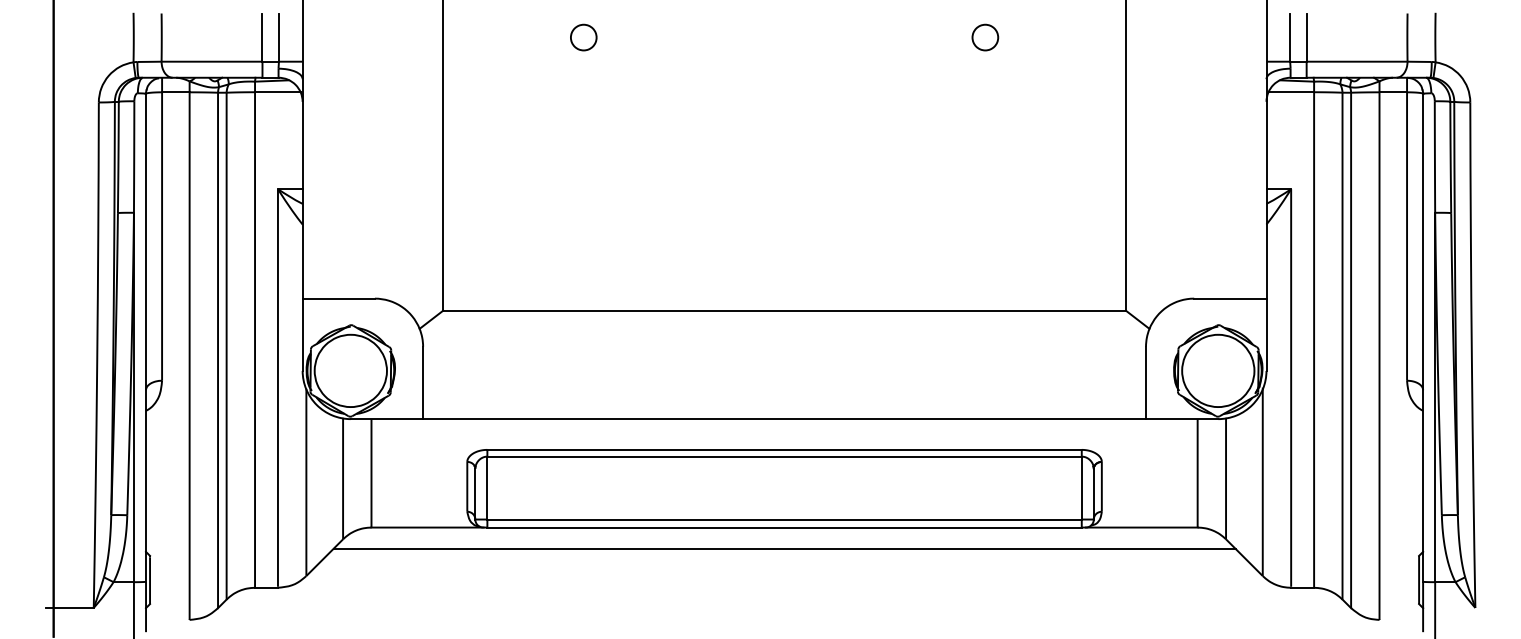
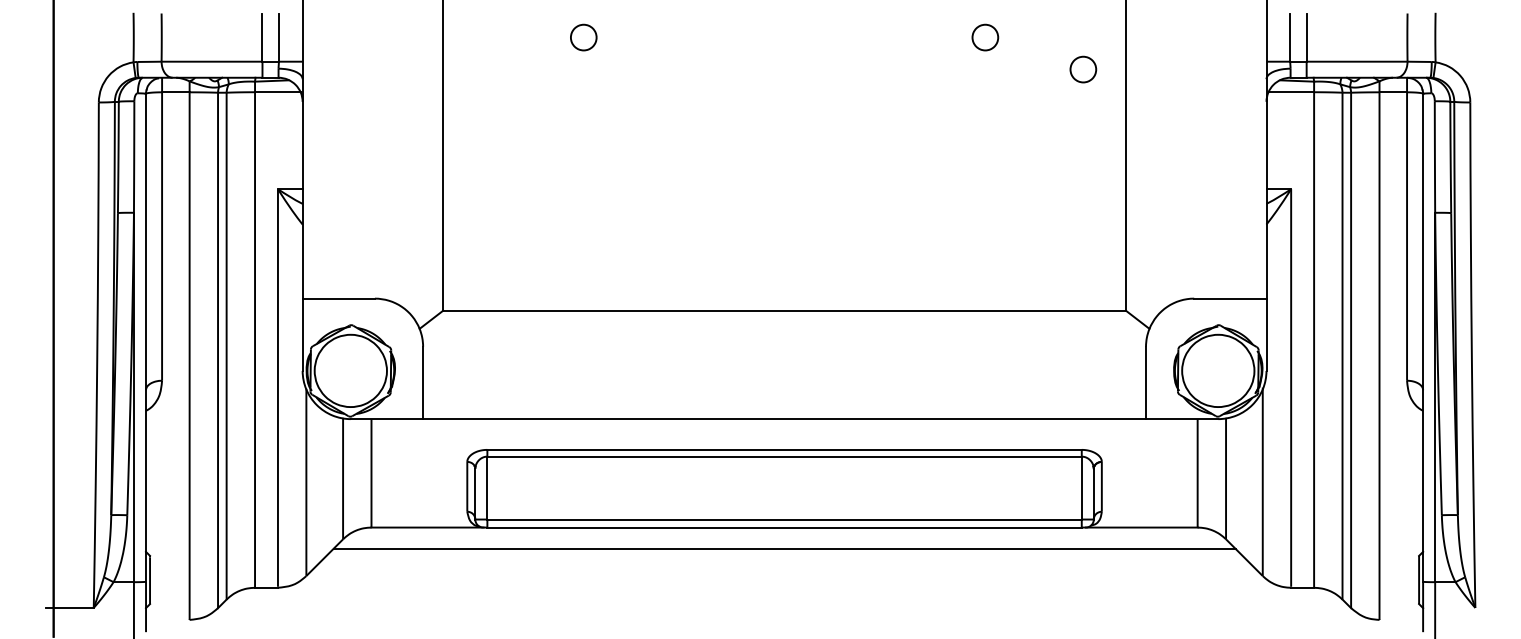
part: none -> present (1083, 69)
